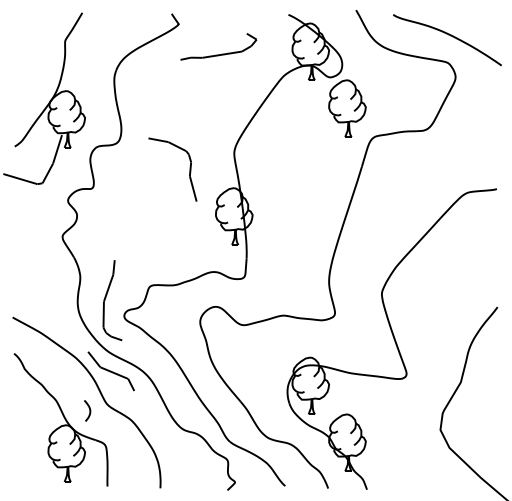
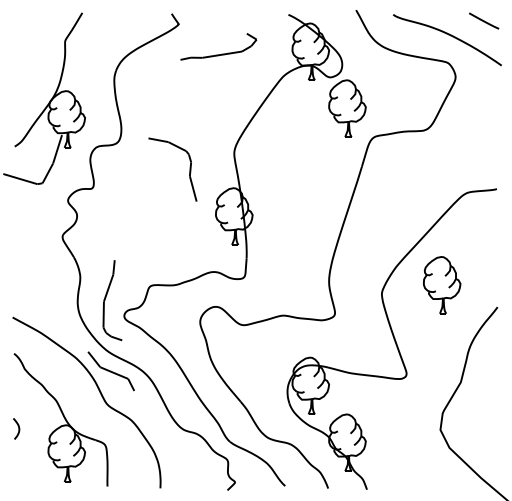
line: none -> present (484, 20)
part: none -> present (442, 285)
curve position: (89, 410) -> (18, 428) (18, 428)
